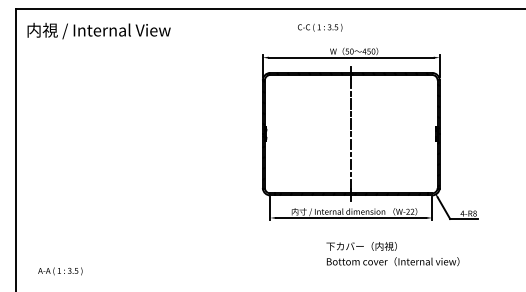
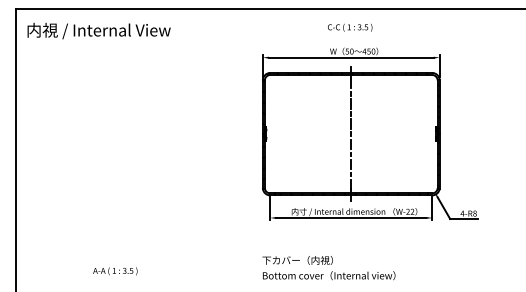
text position: (320, 27) -> (350, 27) (350, 27)
text position: (392, 254) -> (328, 268) (328, 268)
text position: (60, 271) -> (115, 271) (115, 271)
